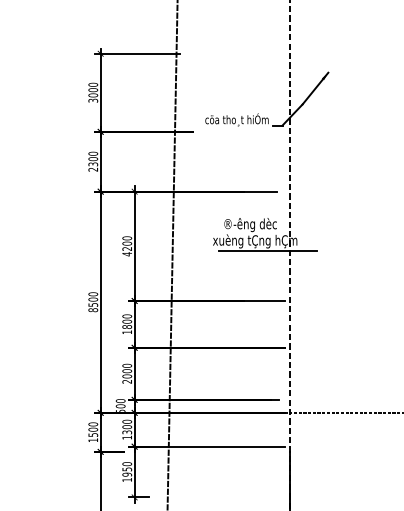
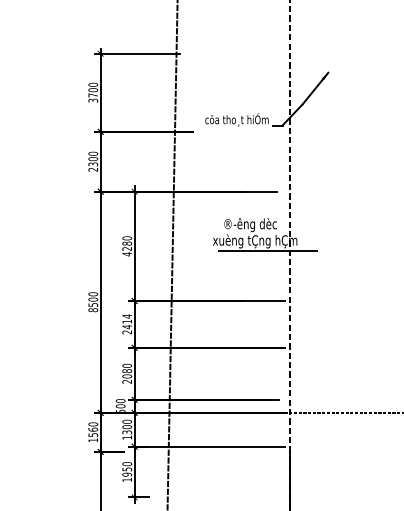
text: 3000 -> 3700 (93, 95)
text: 4200 -> 4280 (126, 243)
text: 1800 -> 2414 (127, 324)
text: 2000 -> 2080 (126, 371)
text: 1500 -> 1560 (92, 429)
